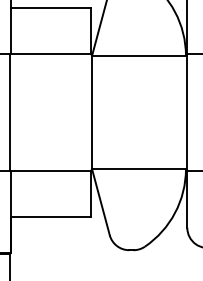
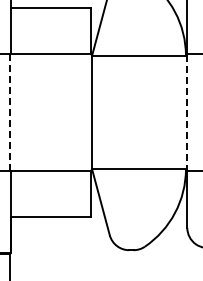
line: solid -> dashed (10, 112)
line: solid -> dashed (186, 112)
